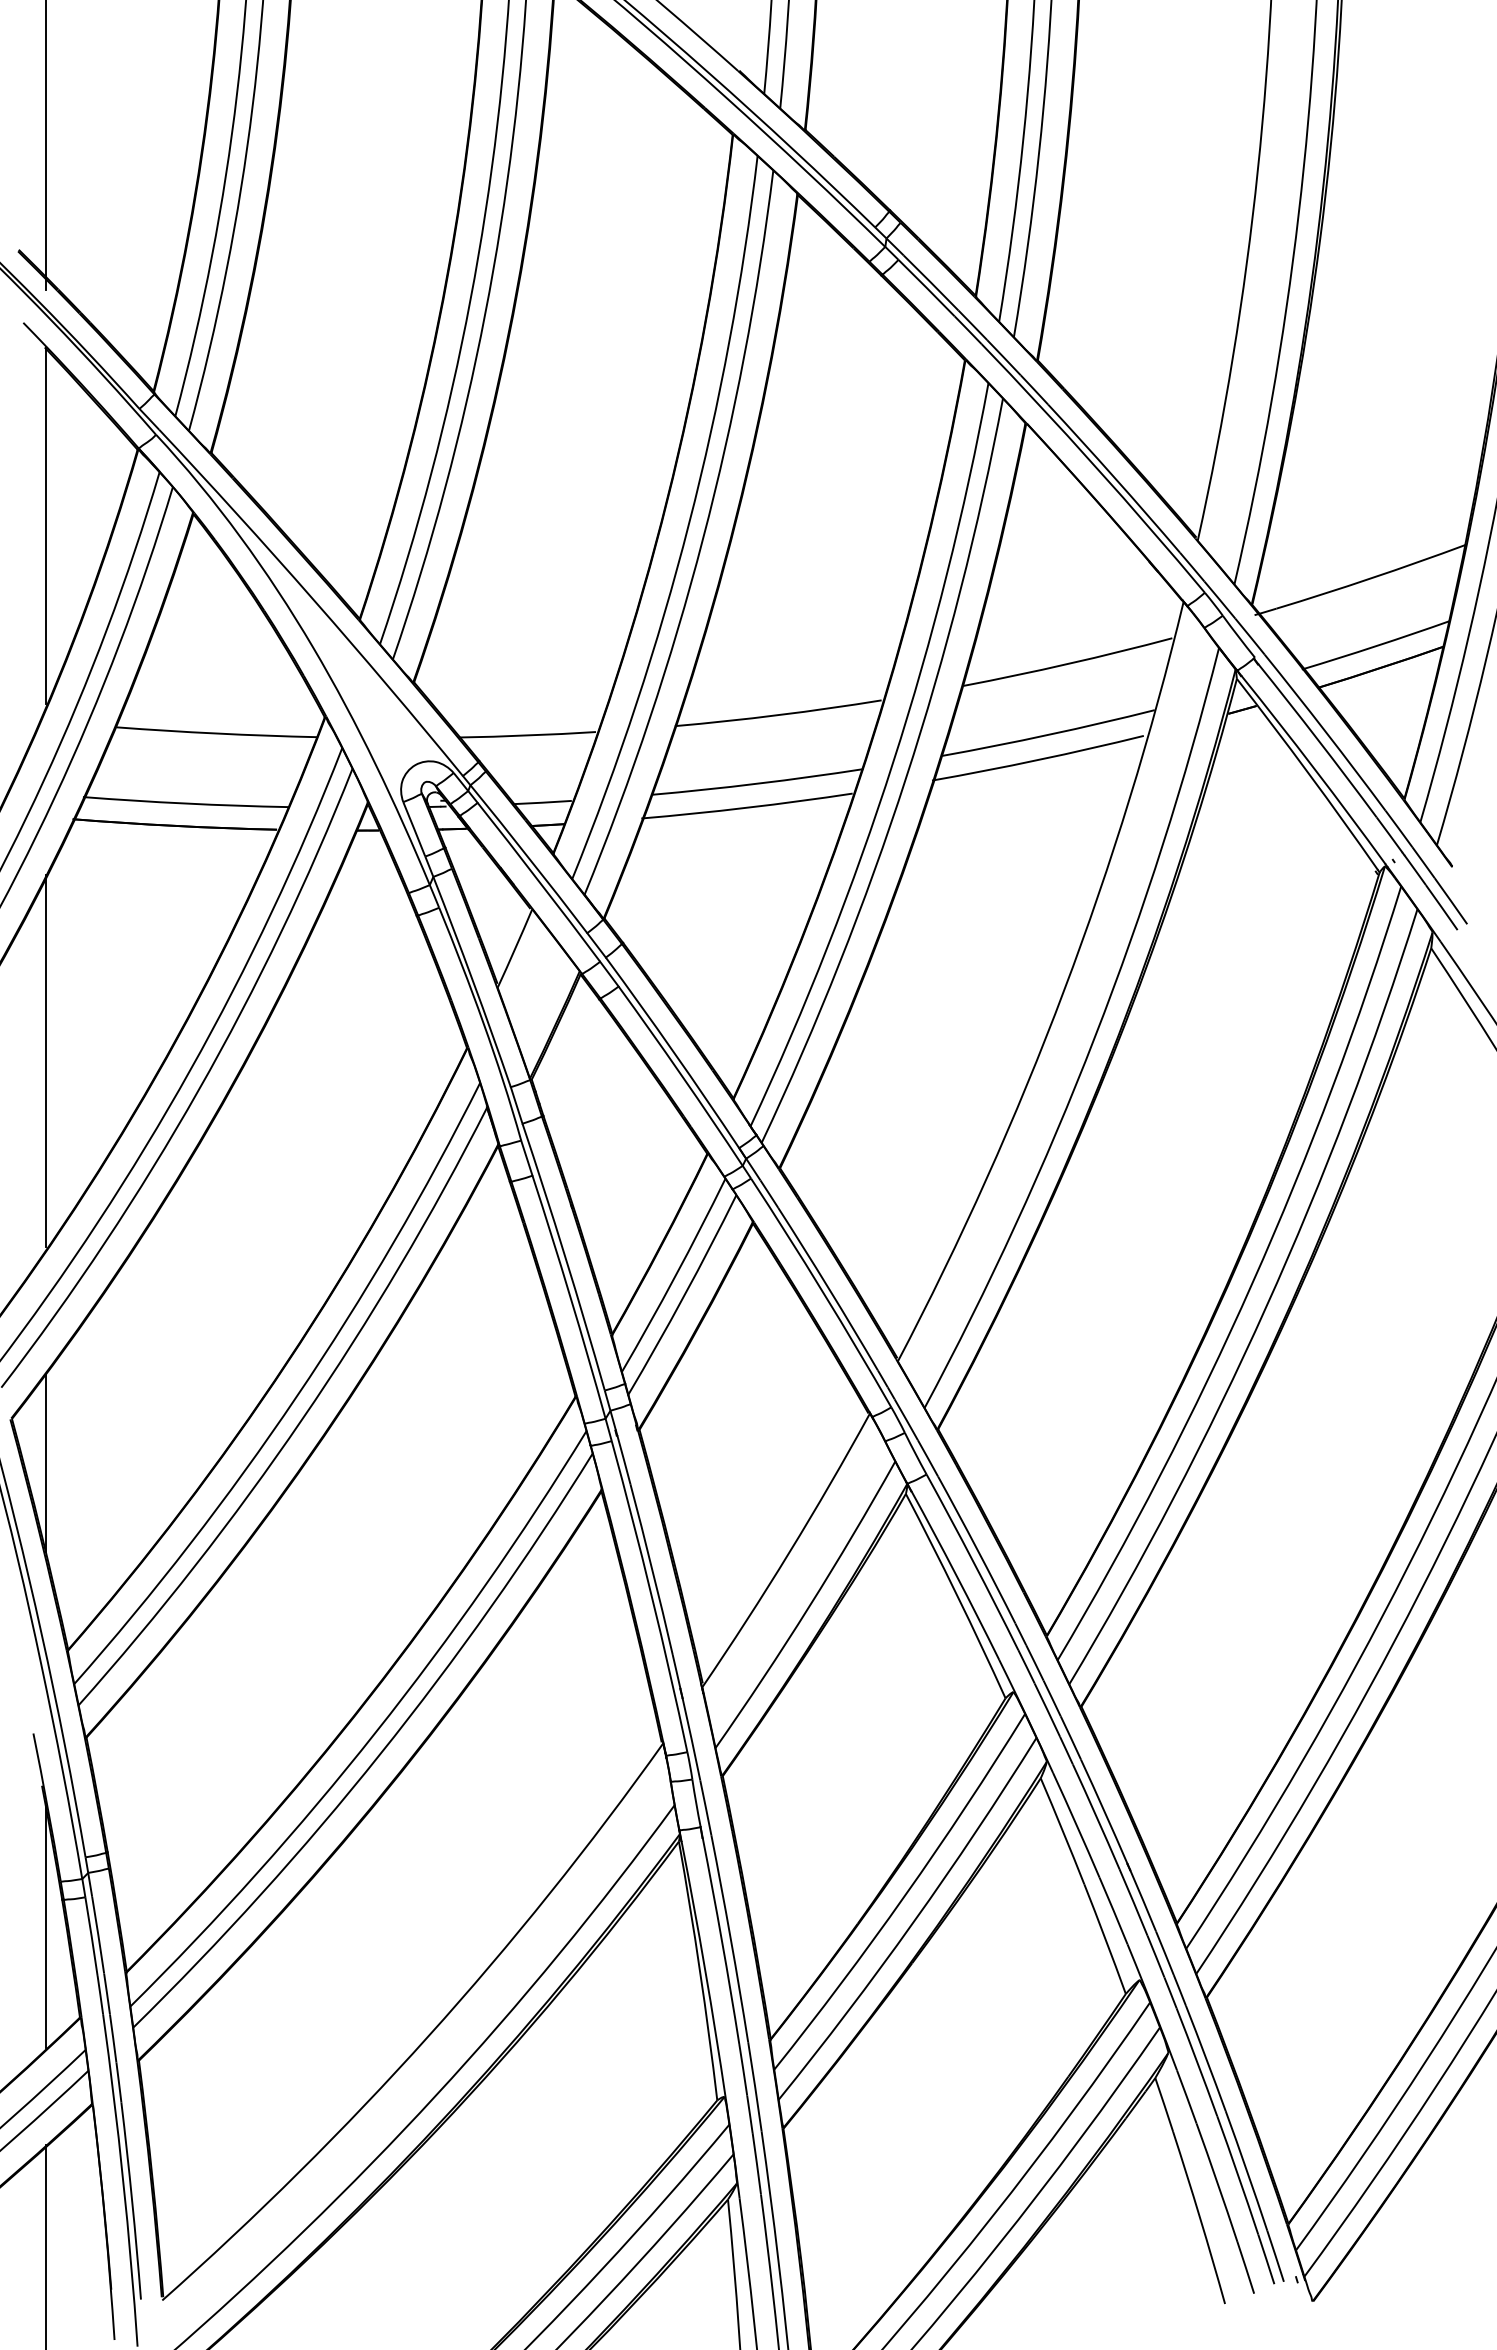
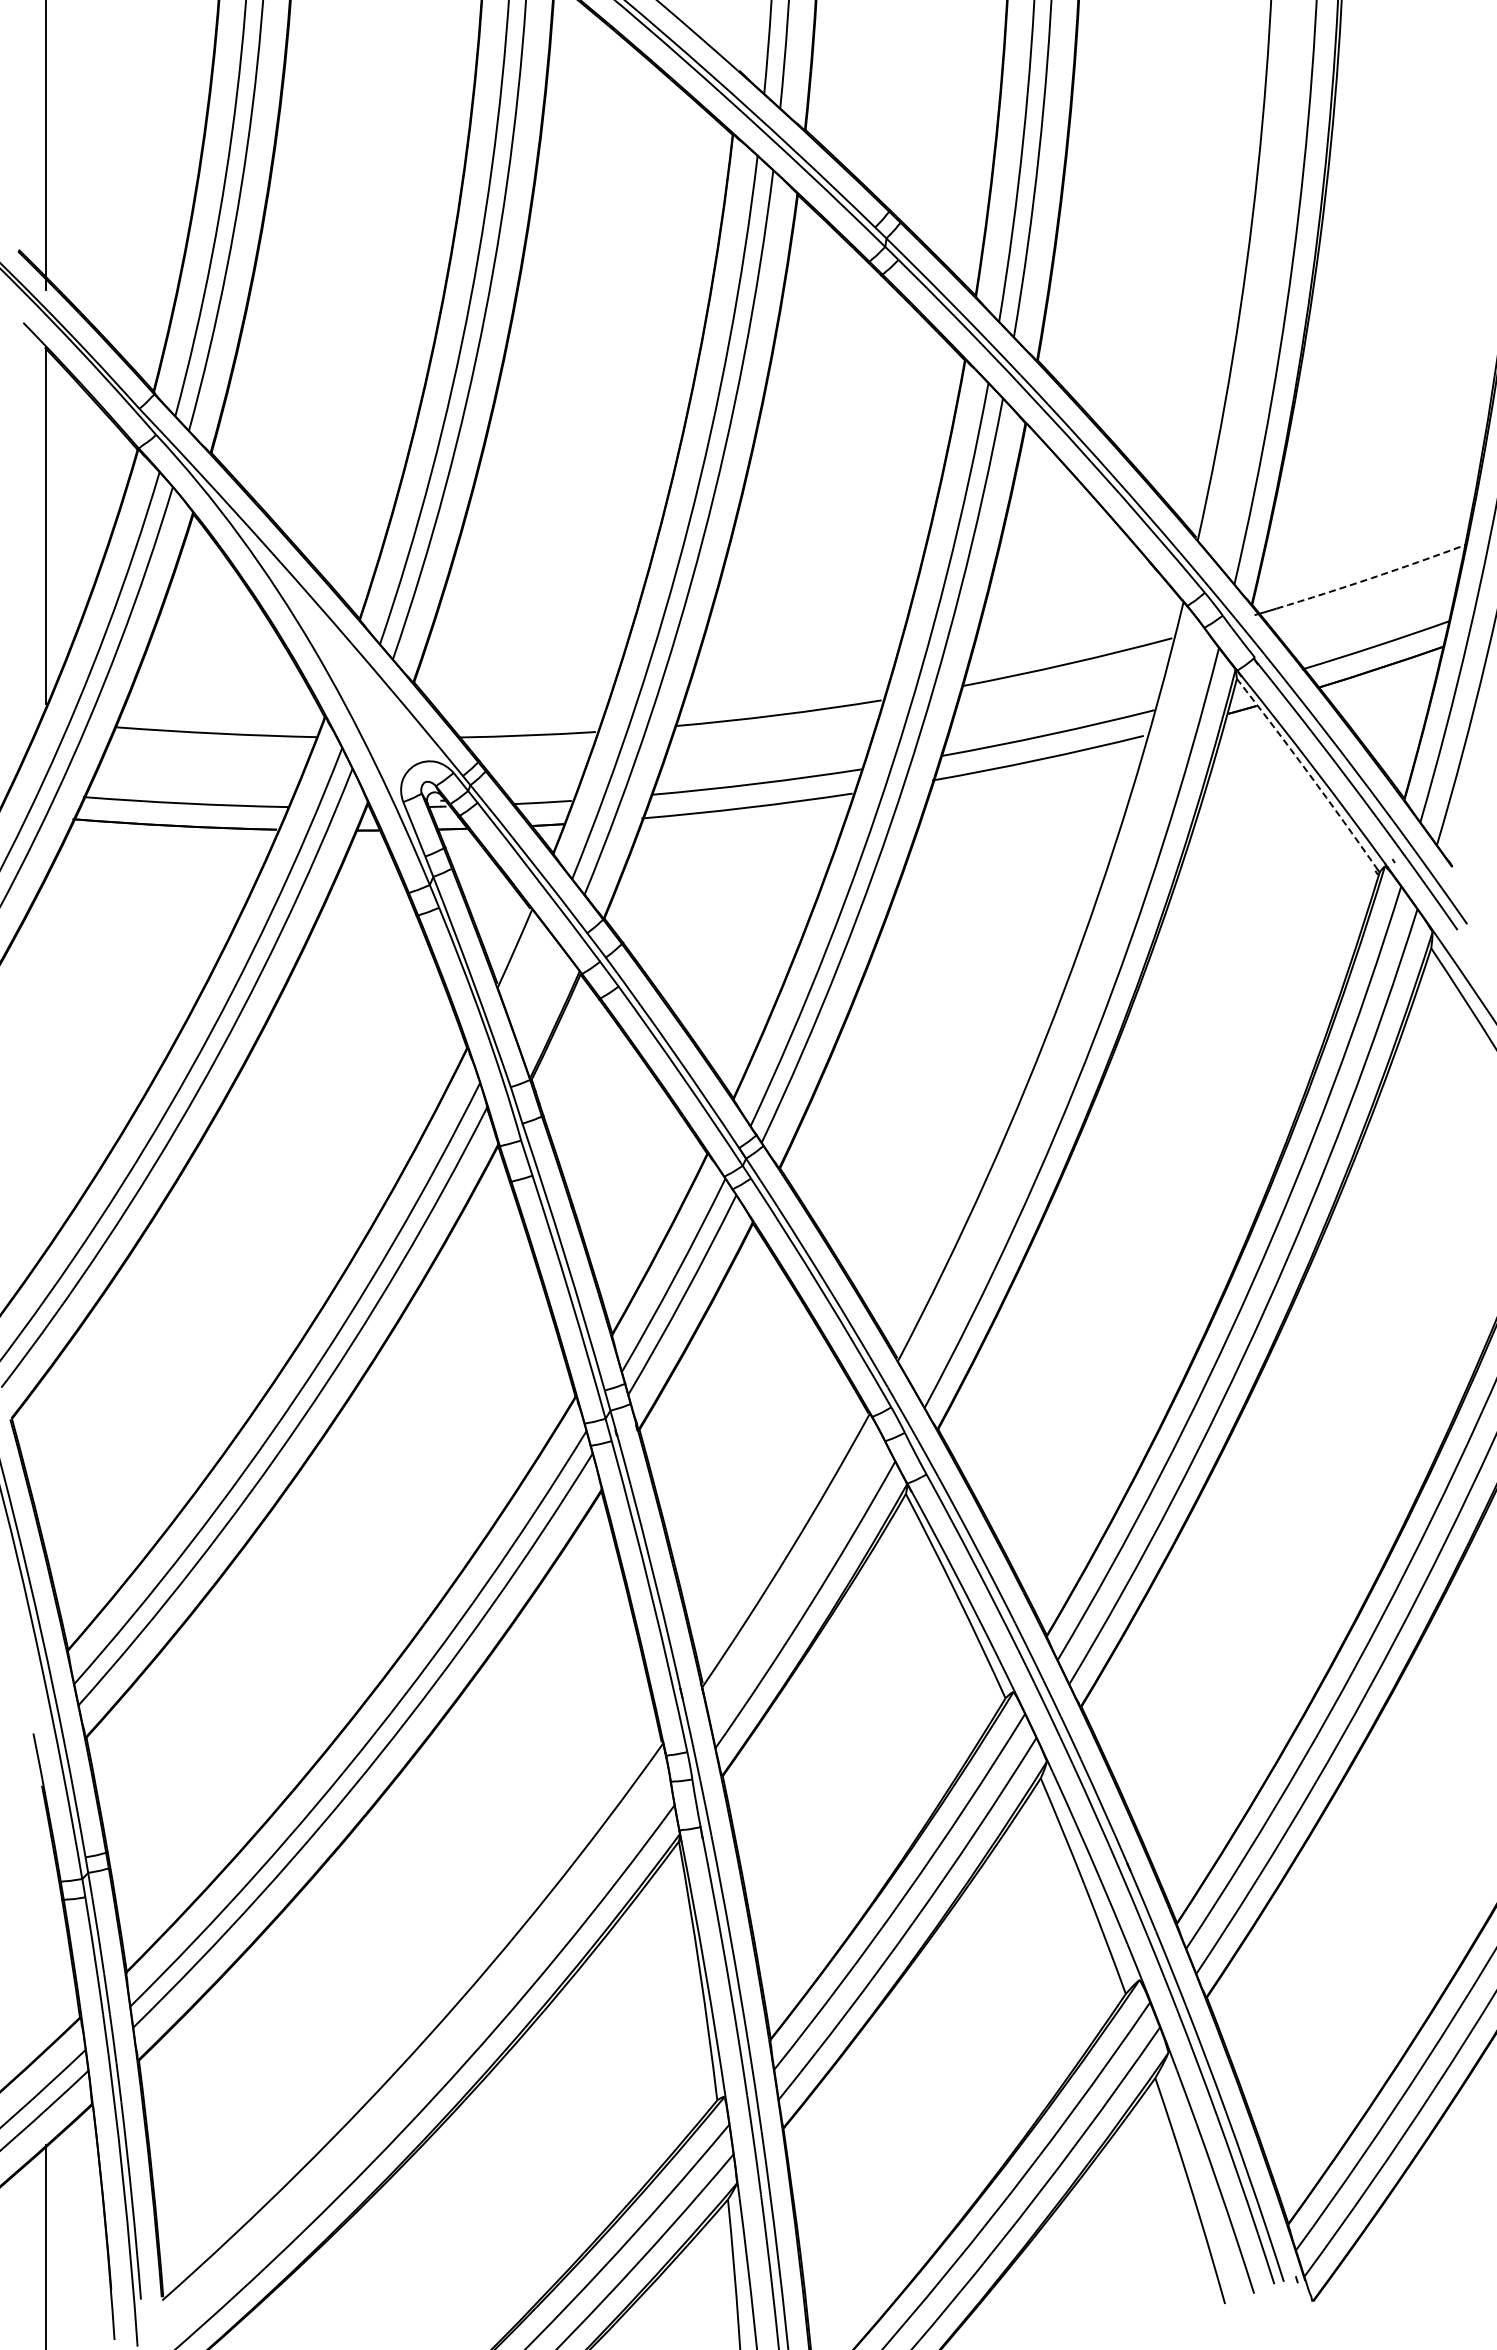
arc: solid -> dashed (1371, 578)
arc: solid -> dashed (1308, 773)
line: present -> none (45, 1060)
line: present -> none (45, 1463)
line: present -> none (45, 1926)
